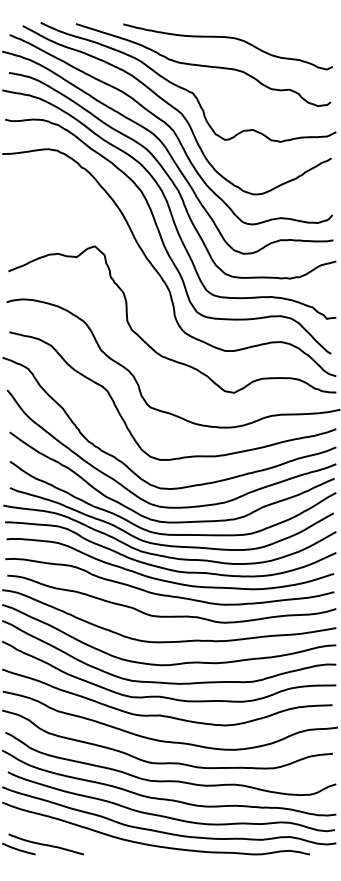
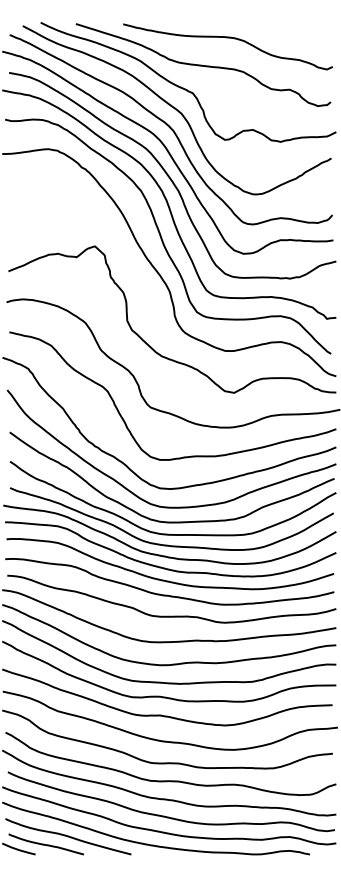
curve: none -> present (68, 836)
